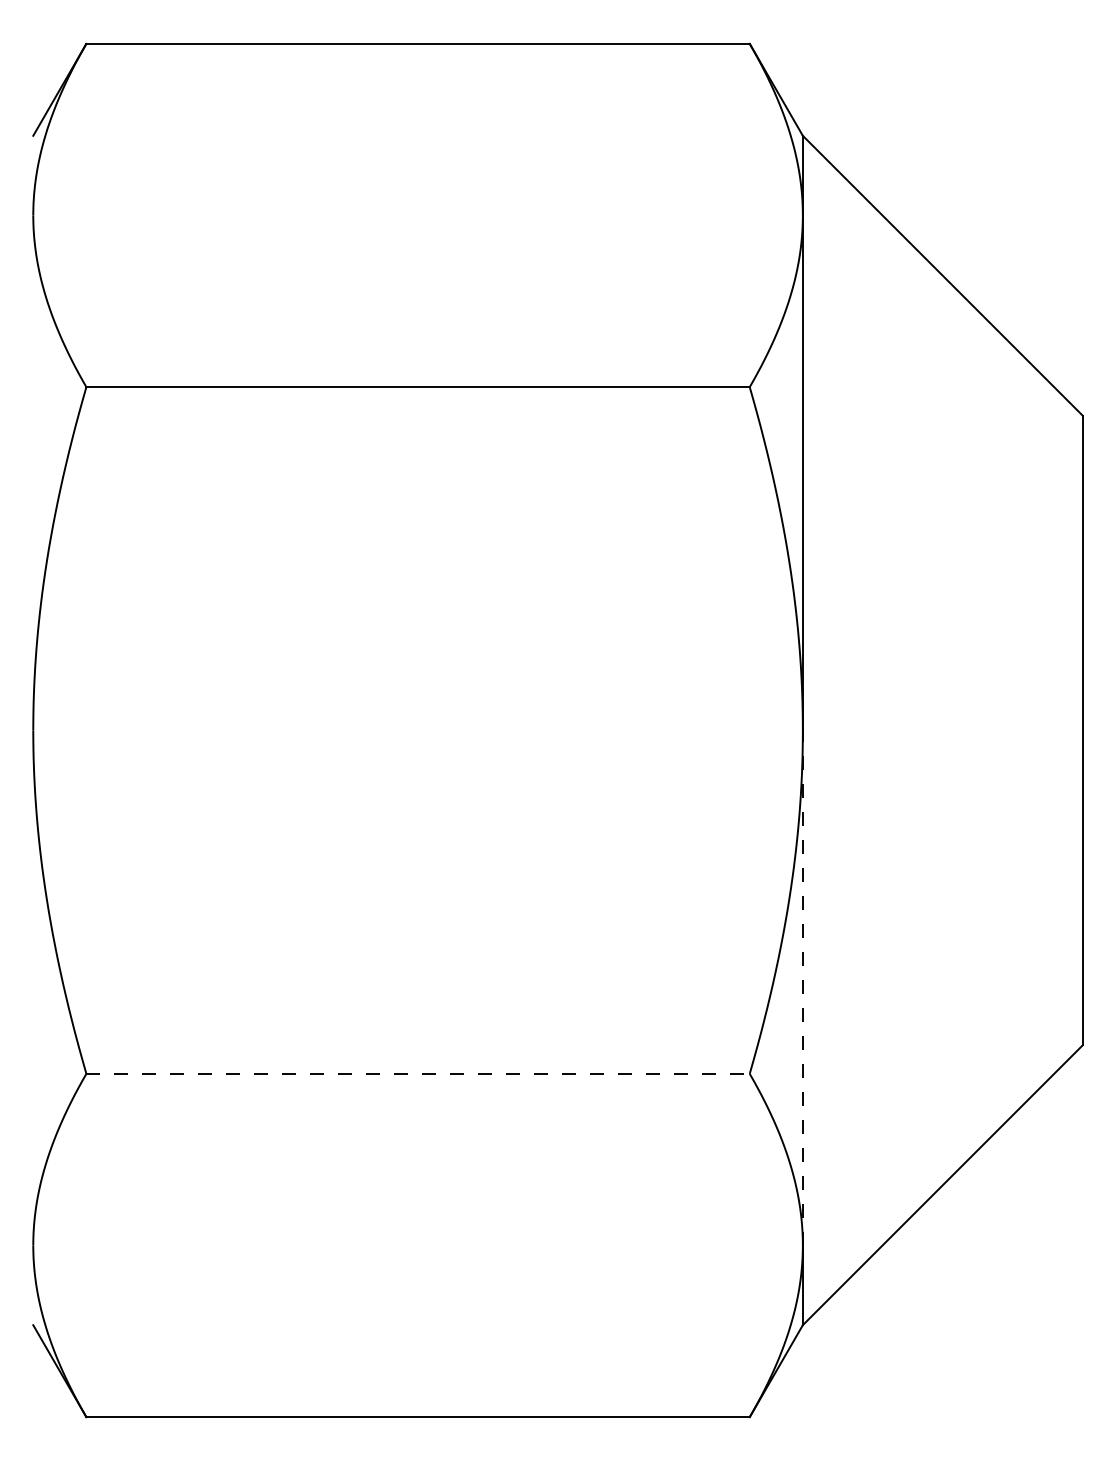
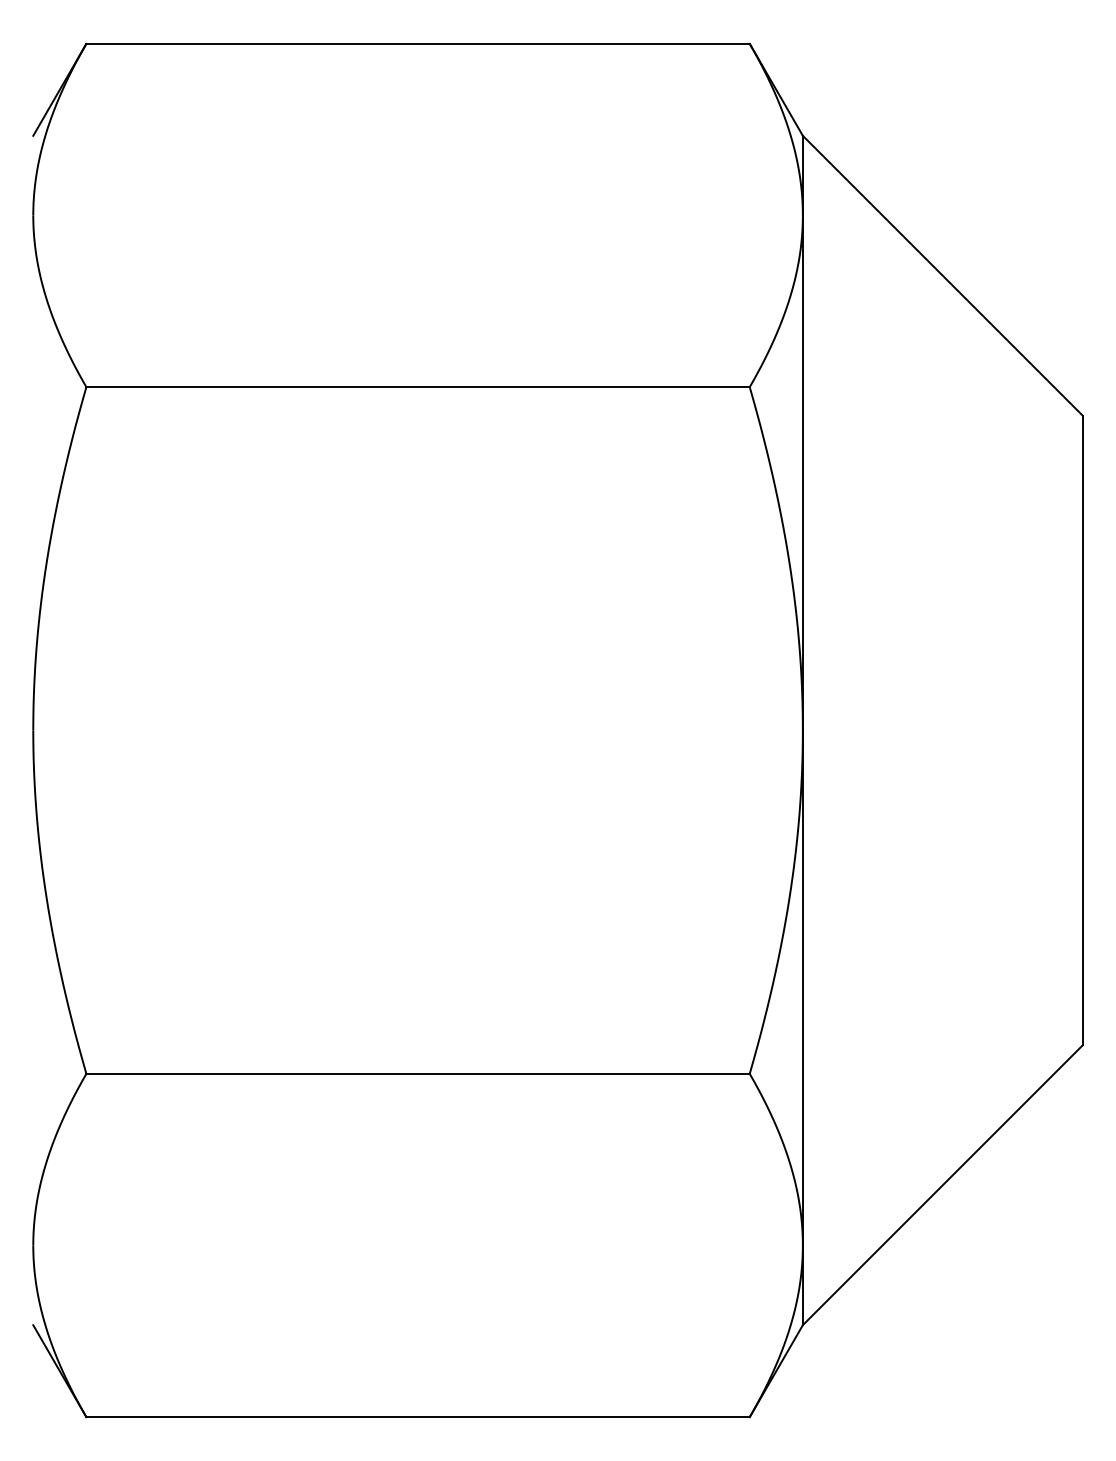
line: dashed -> solid (802, 988)
line: dashed -> solid (418, 1073)
